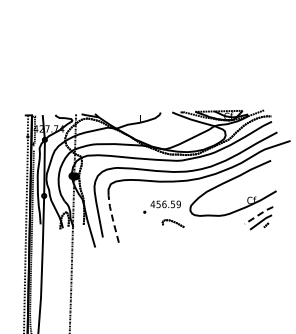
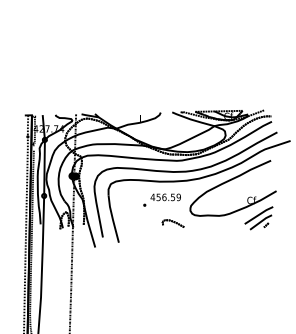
text position: (161, 206) -> (161, 199) (161, 199)
line: dashed -> solid (258, 214)
line: dashed -> solid (112, 219)
